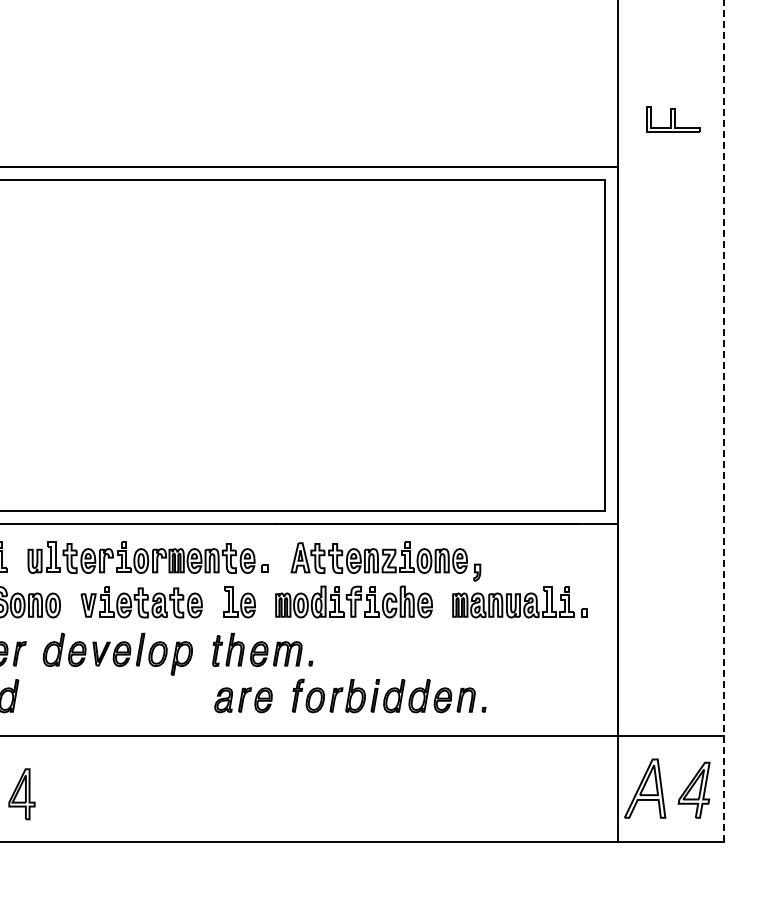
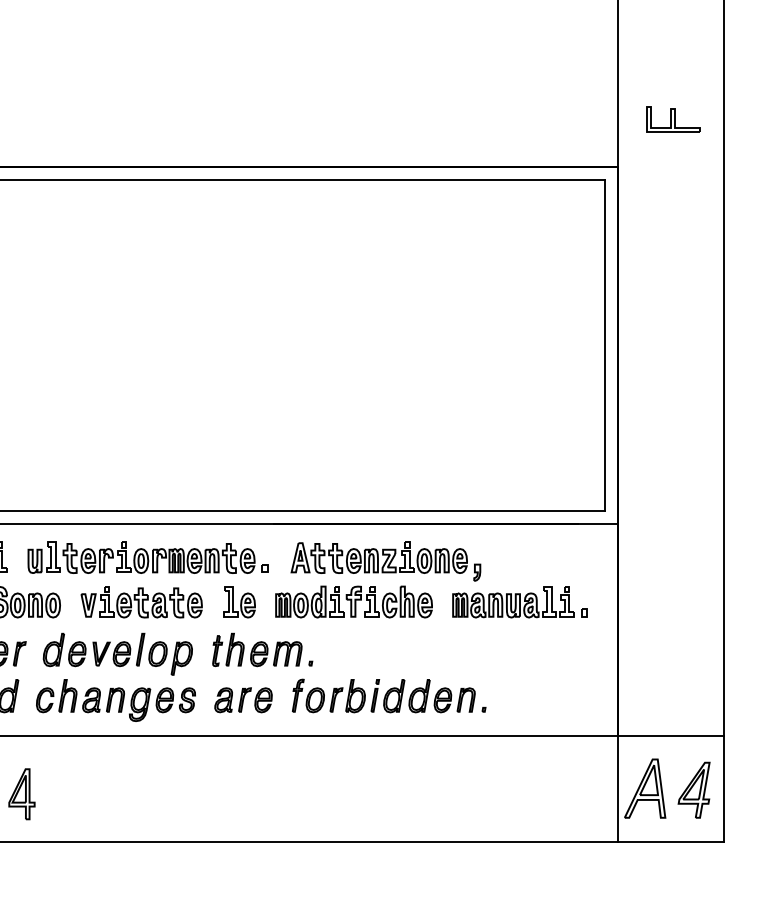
line: dashed -> solid (724, 420)
part: none -> present (115, 700)
